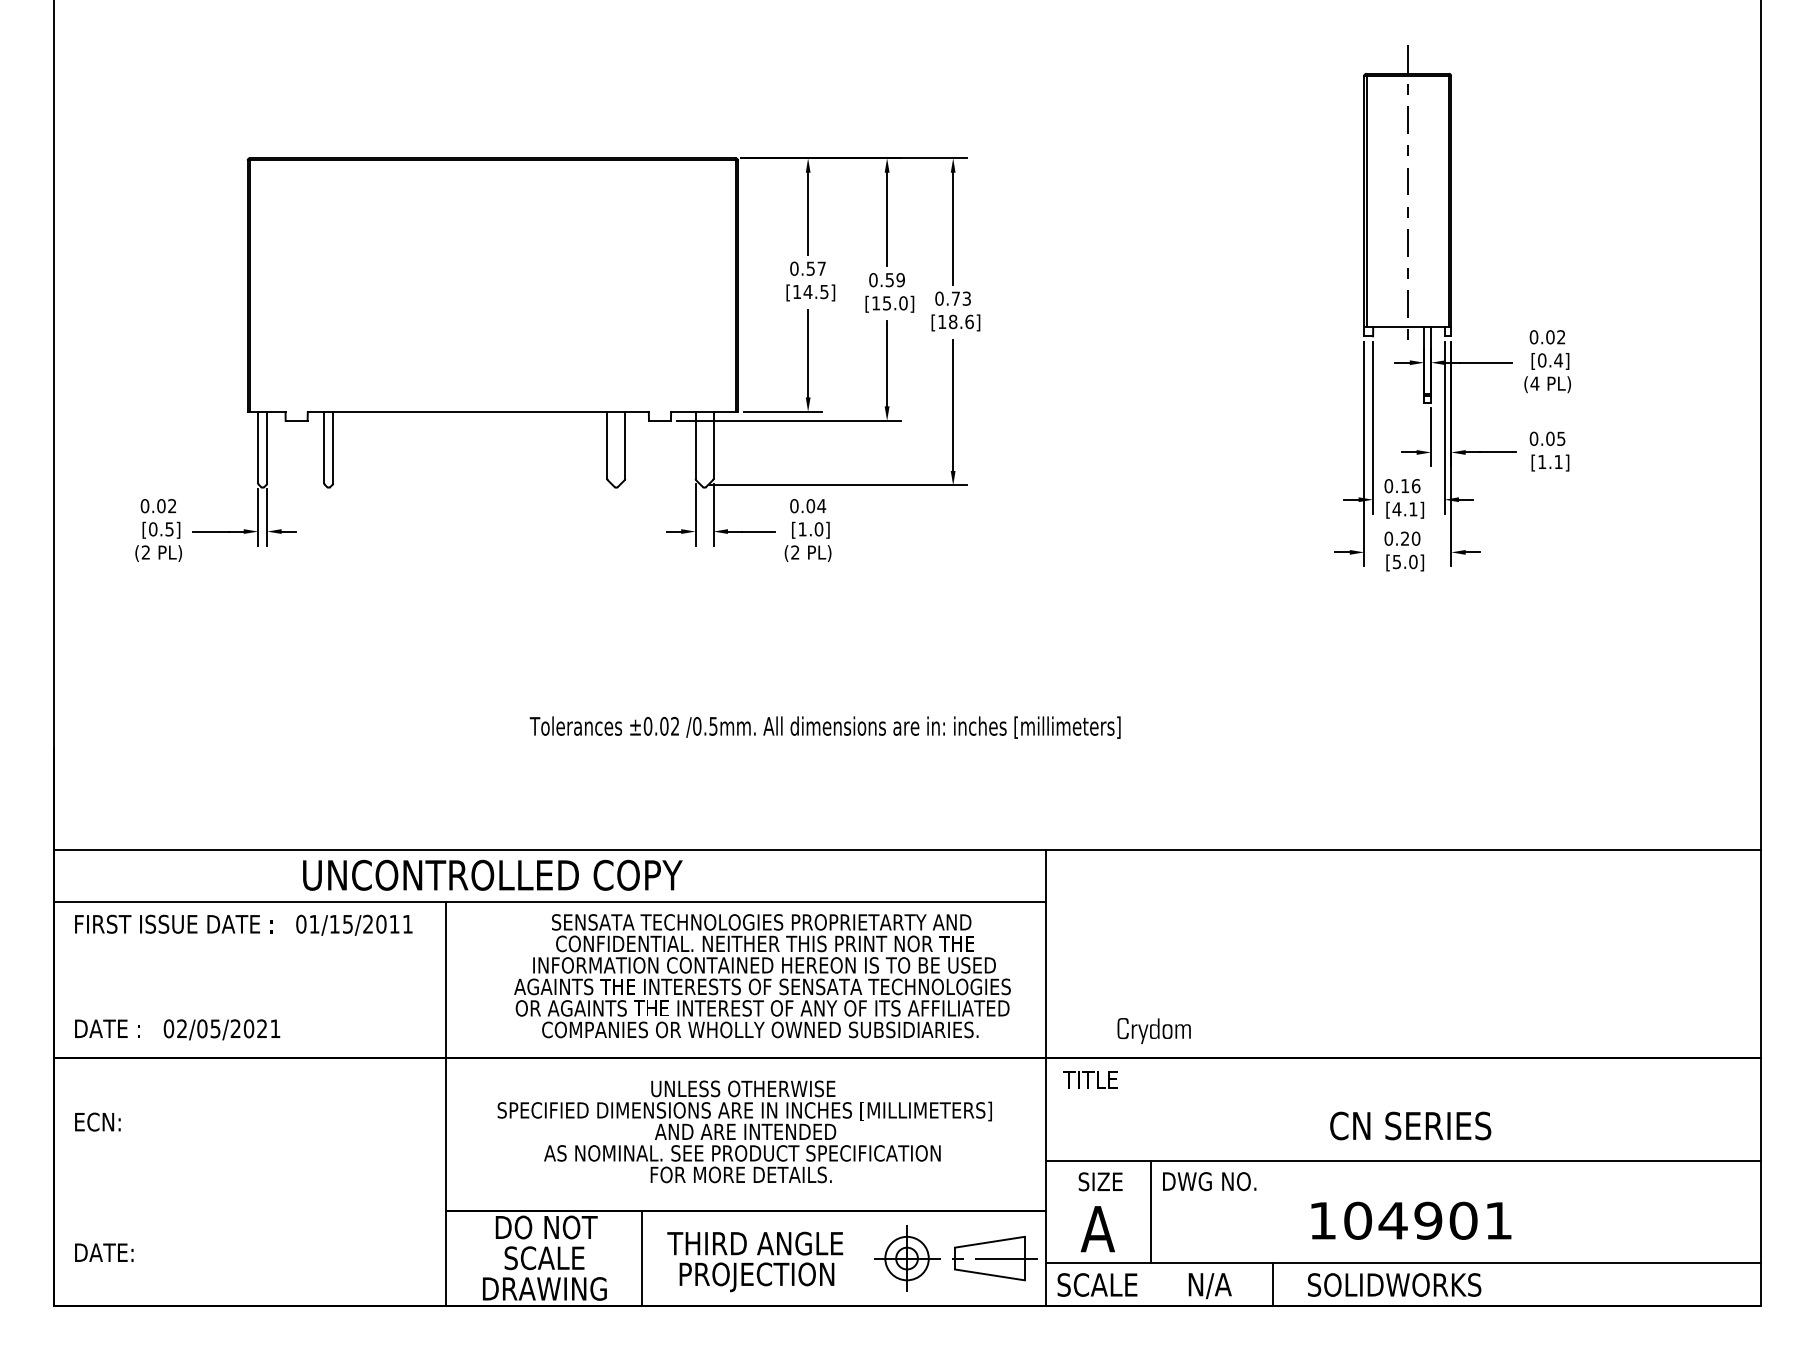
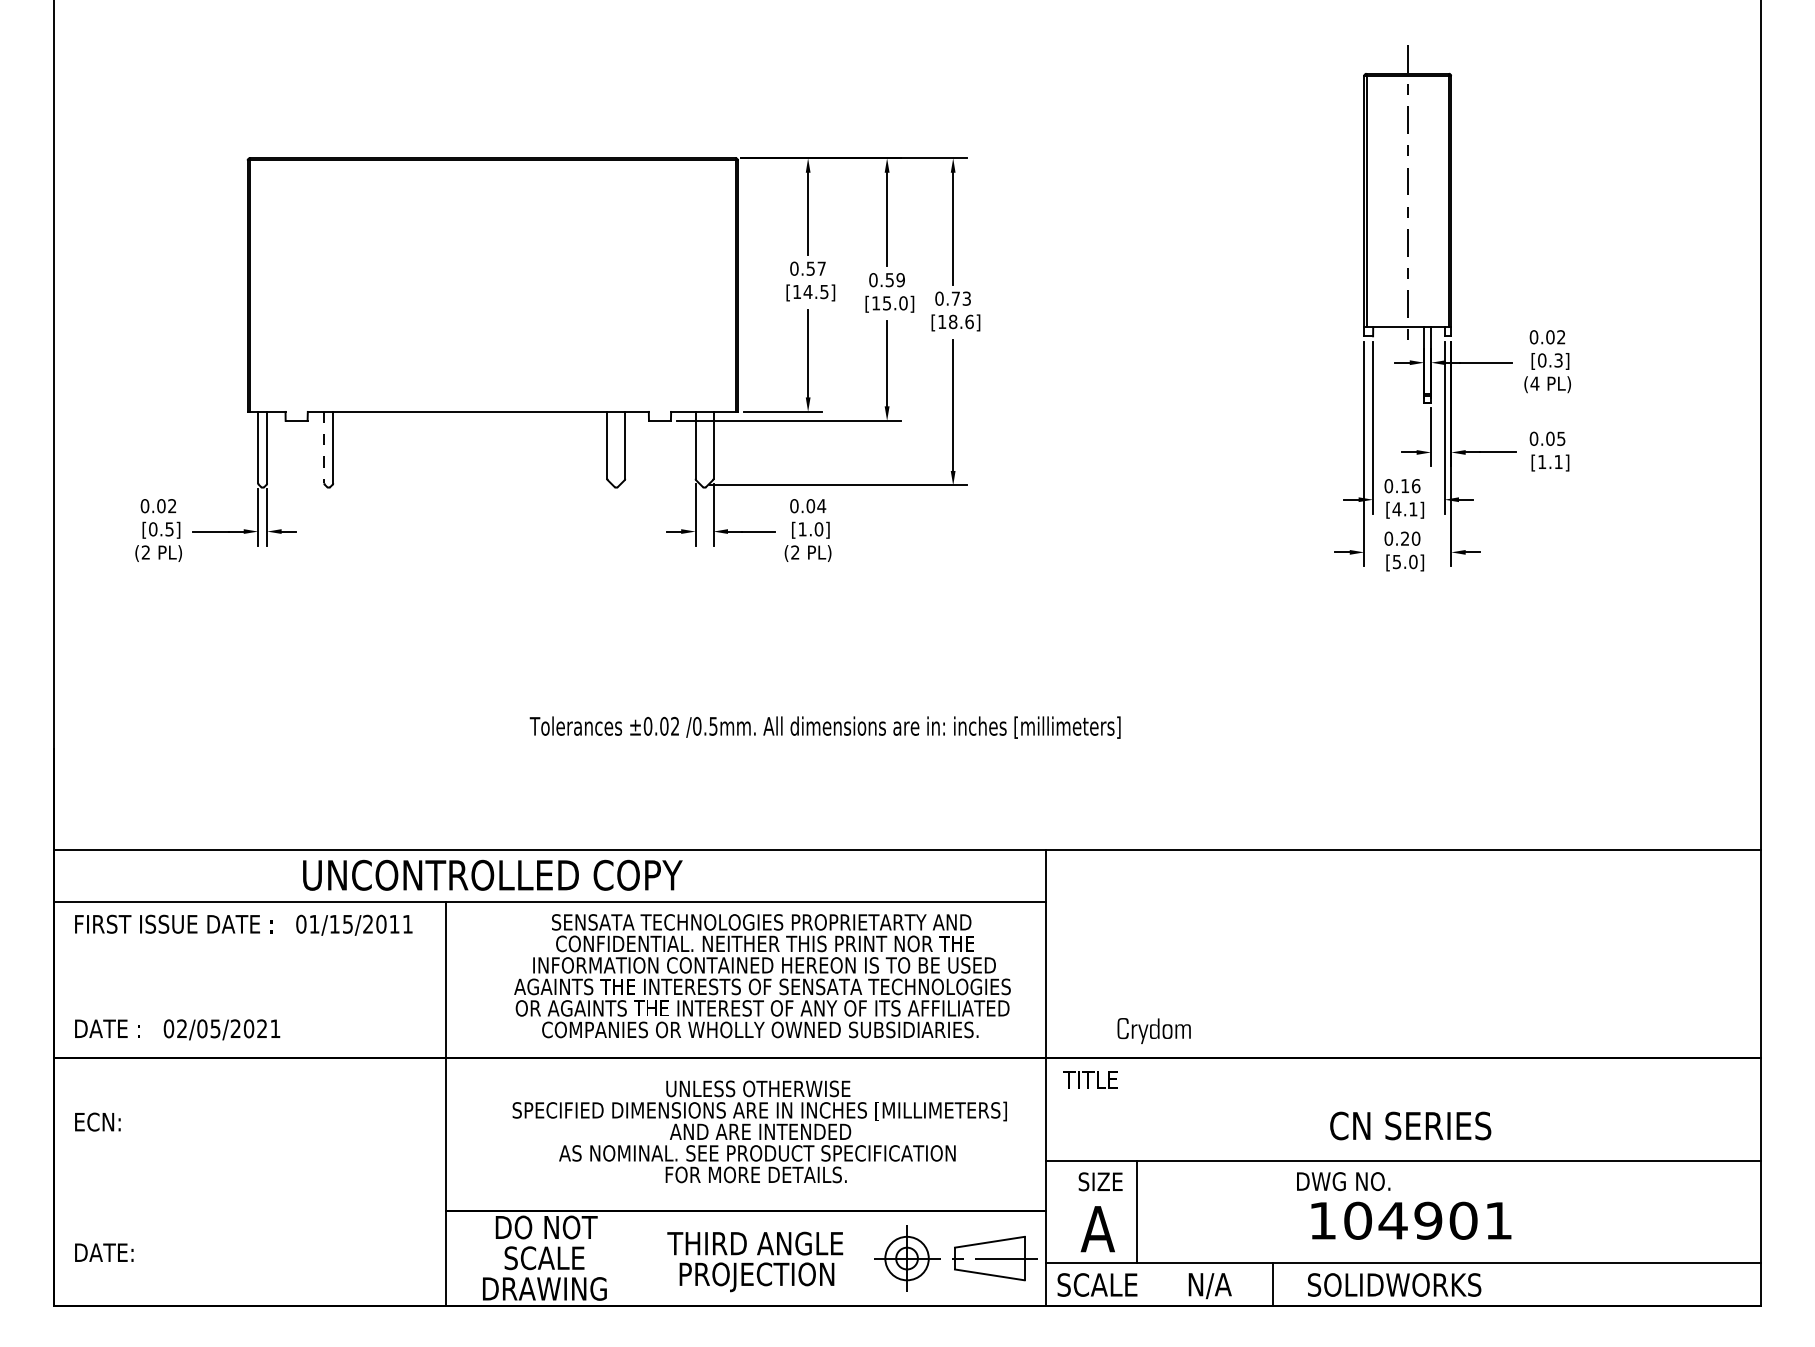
text: [0.4] -> [0.3] (1558, 360)
line: solid -> dashed (324, 447)
text position: (744, 1131) -> (759, 1131) (759, 1131)
text position: (1209, 1181) -> (1343, 1181) (1343, 1181)
line position: (1150, 1211) -> (1136, 1211) (1136, 1211)
line: present -> none (642, 1258)
